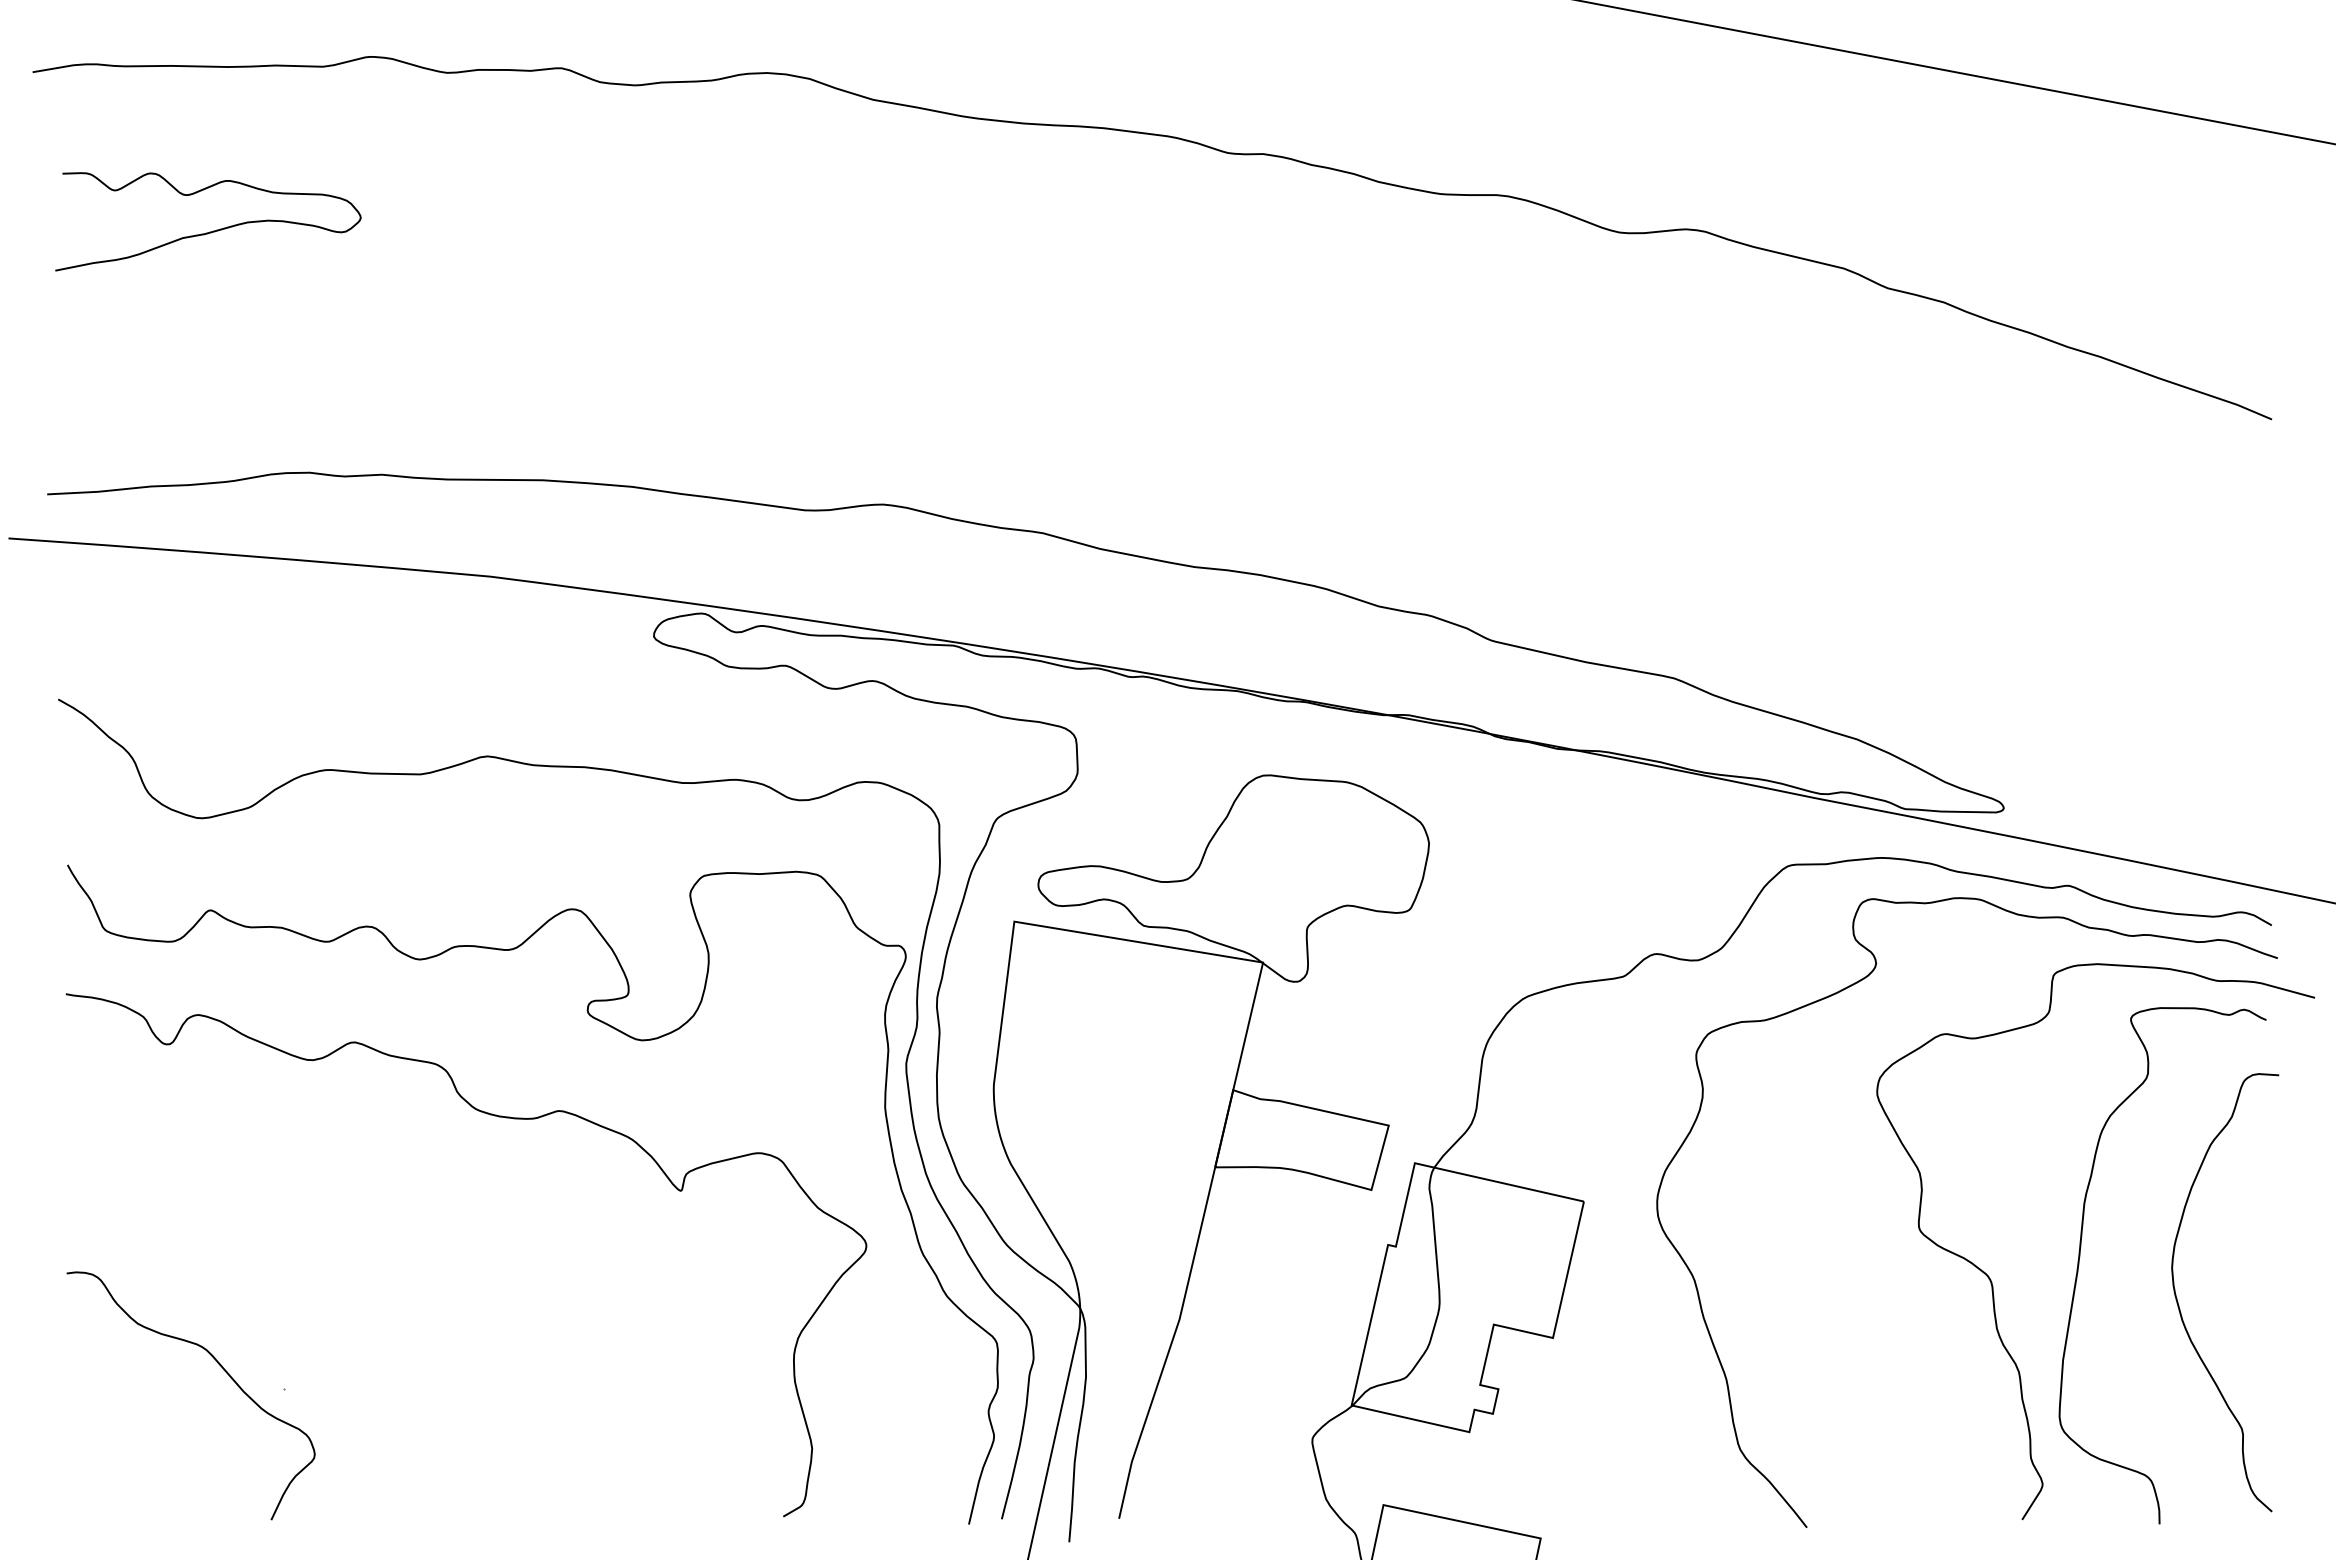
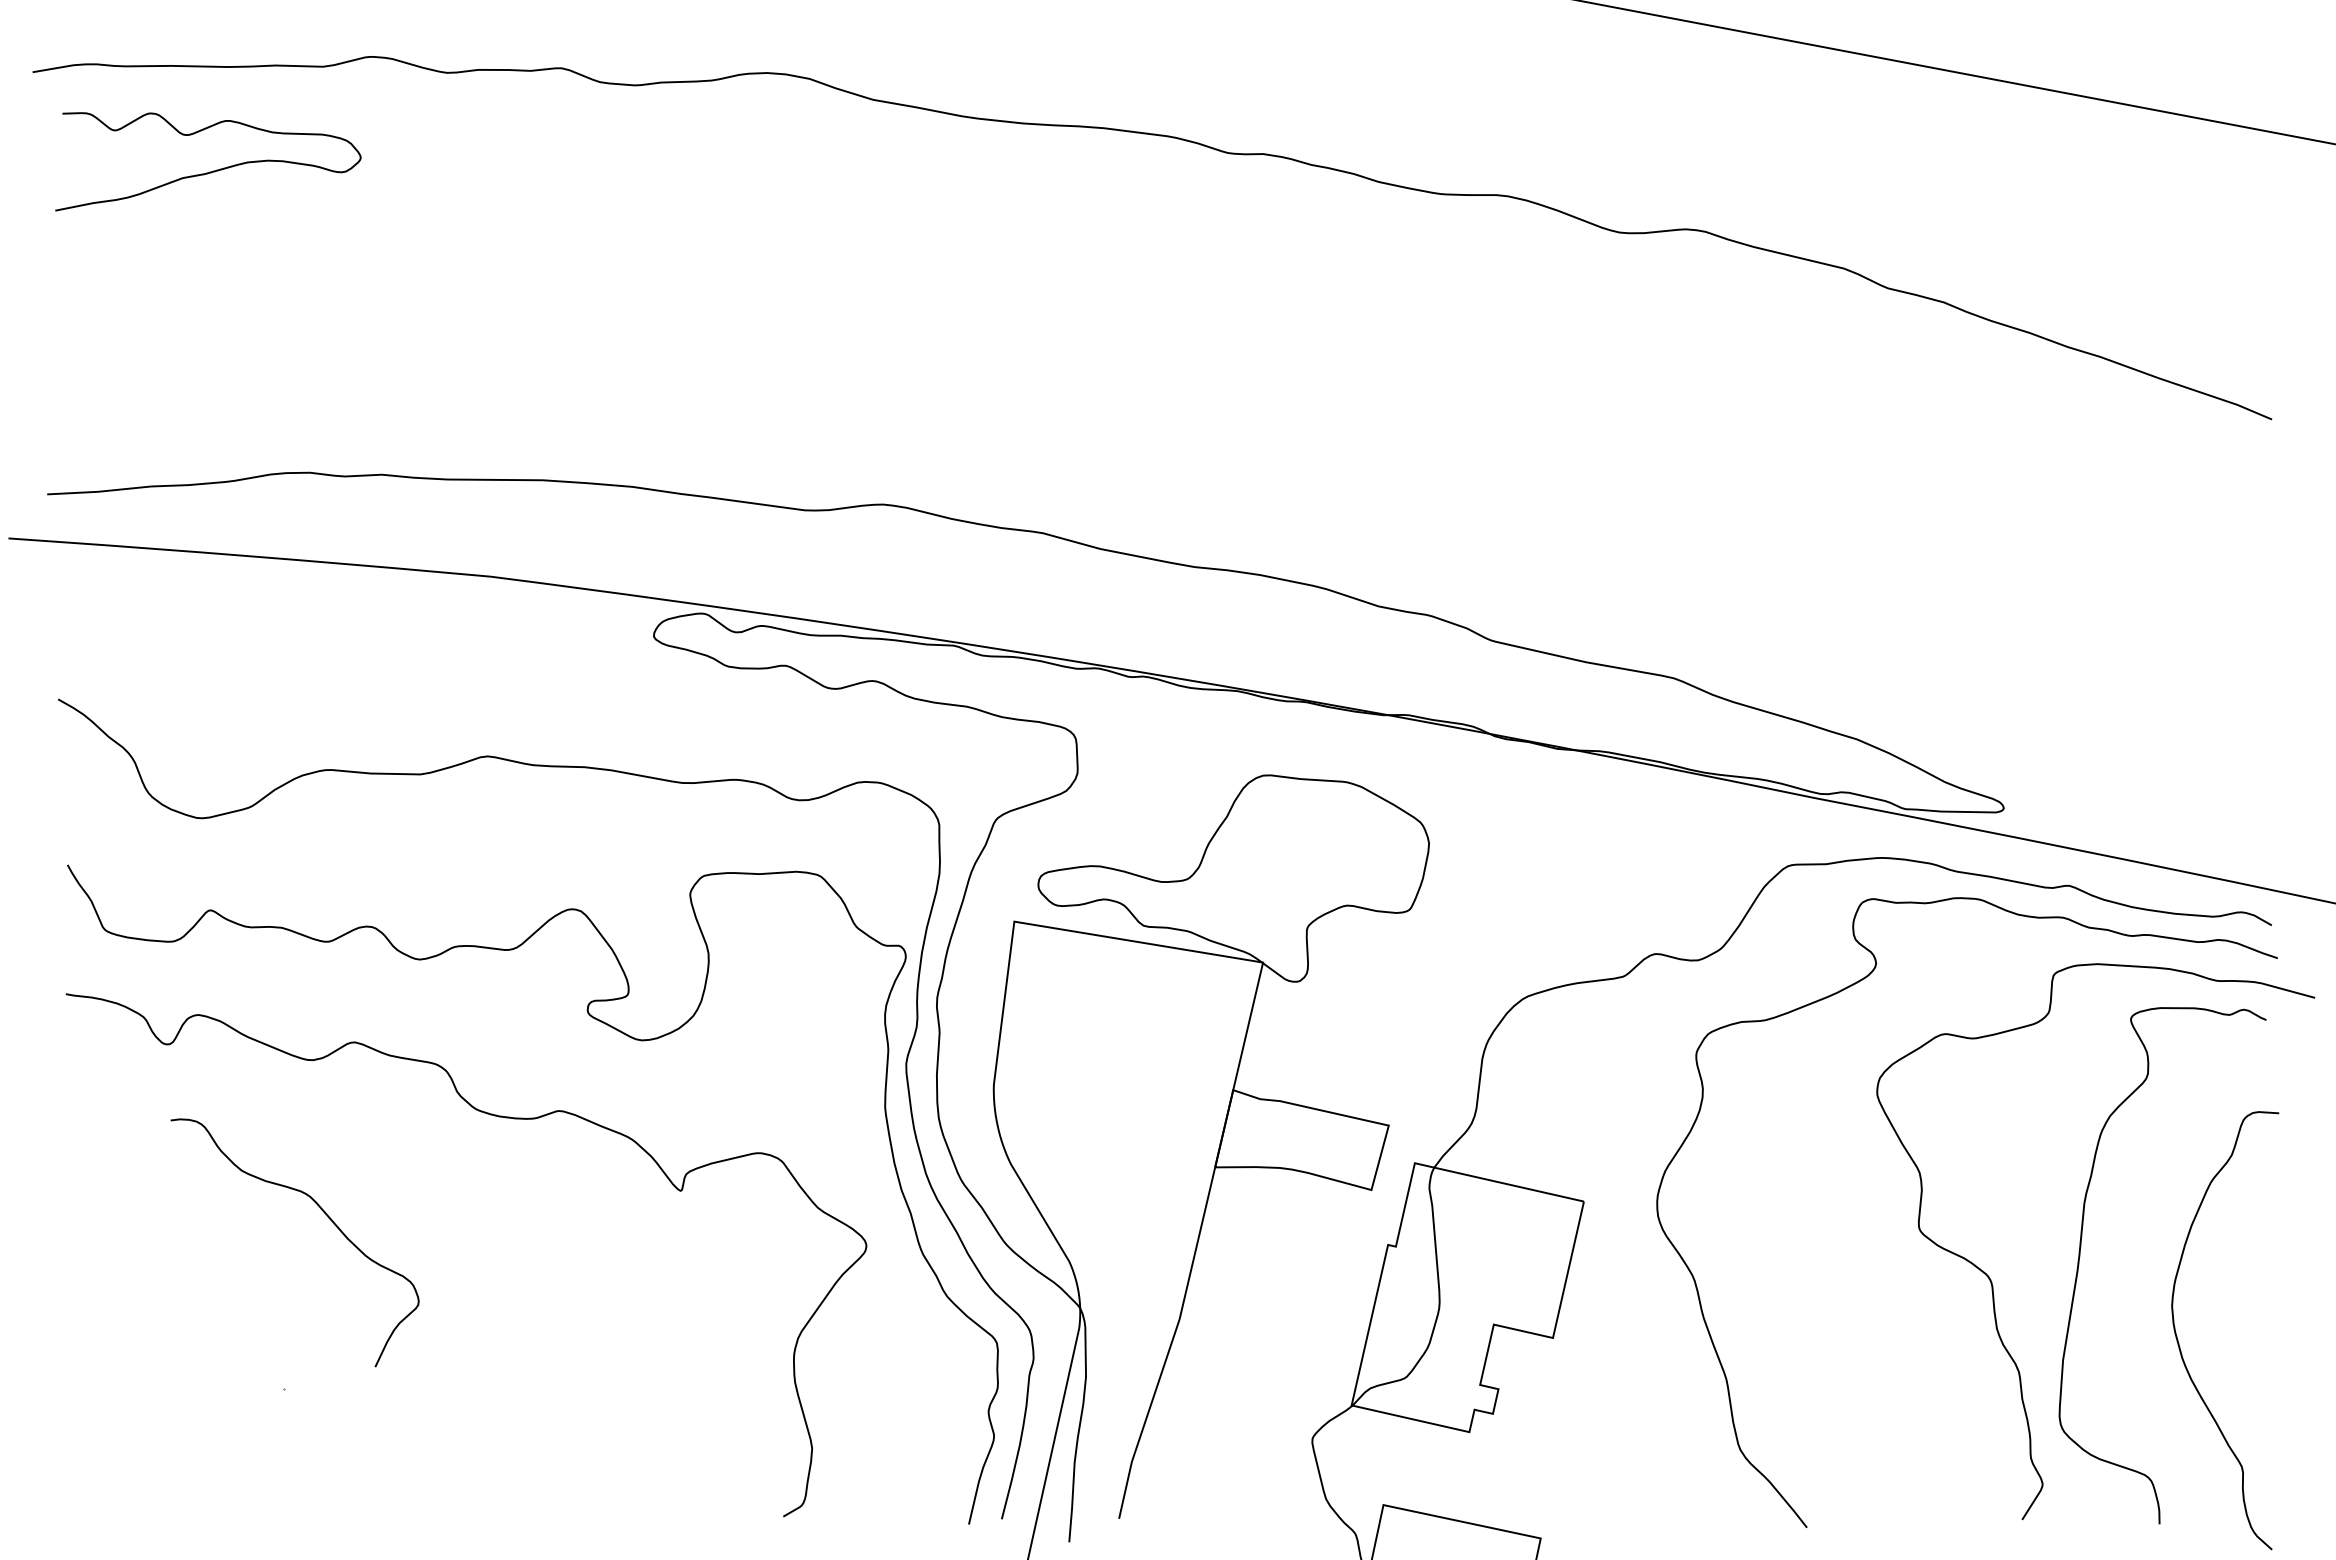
curve position: (209, 231) -> (209, 171) (209, 171)
curve position: (2179, 1305) -> (2179, 1343) (2179, 1343)
curve position: (223, 1370) -> (327, 1217) (327, 1217)
